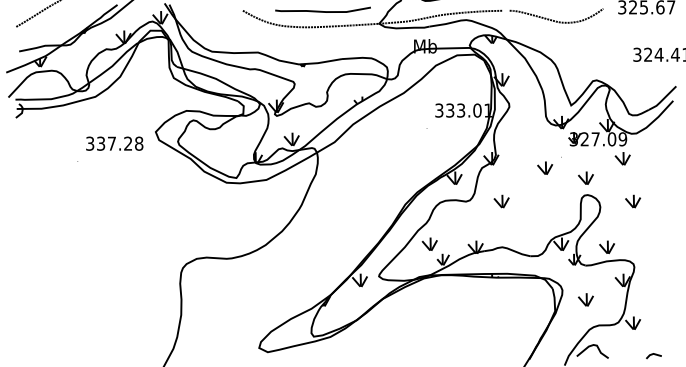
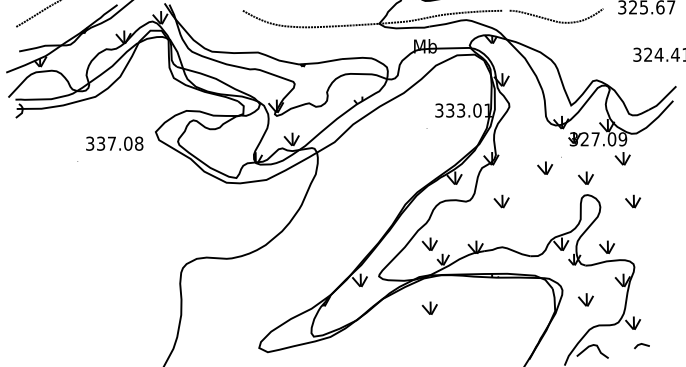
curve: present -> none (321, 10)
text: 337.28 -> 337.08 (128, 143)
part: none -> present (429, 307)
line position: (652, 355) -> (640, 345) (640, 345)
